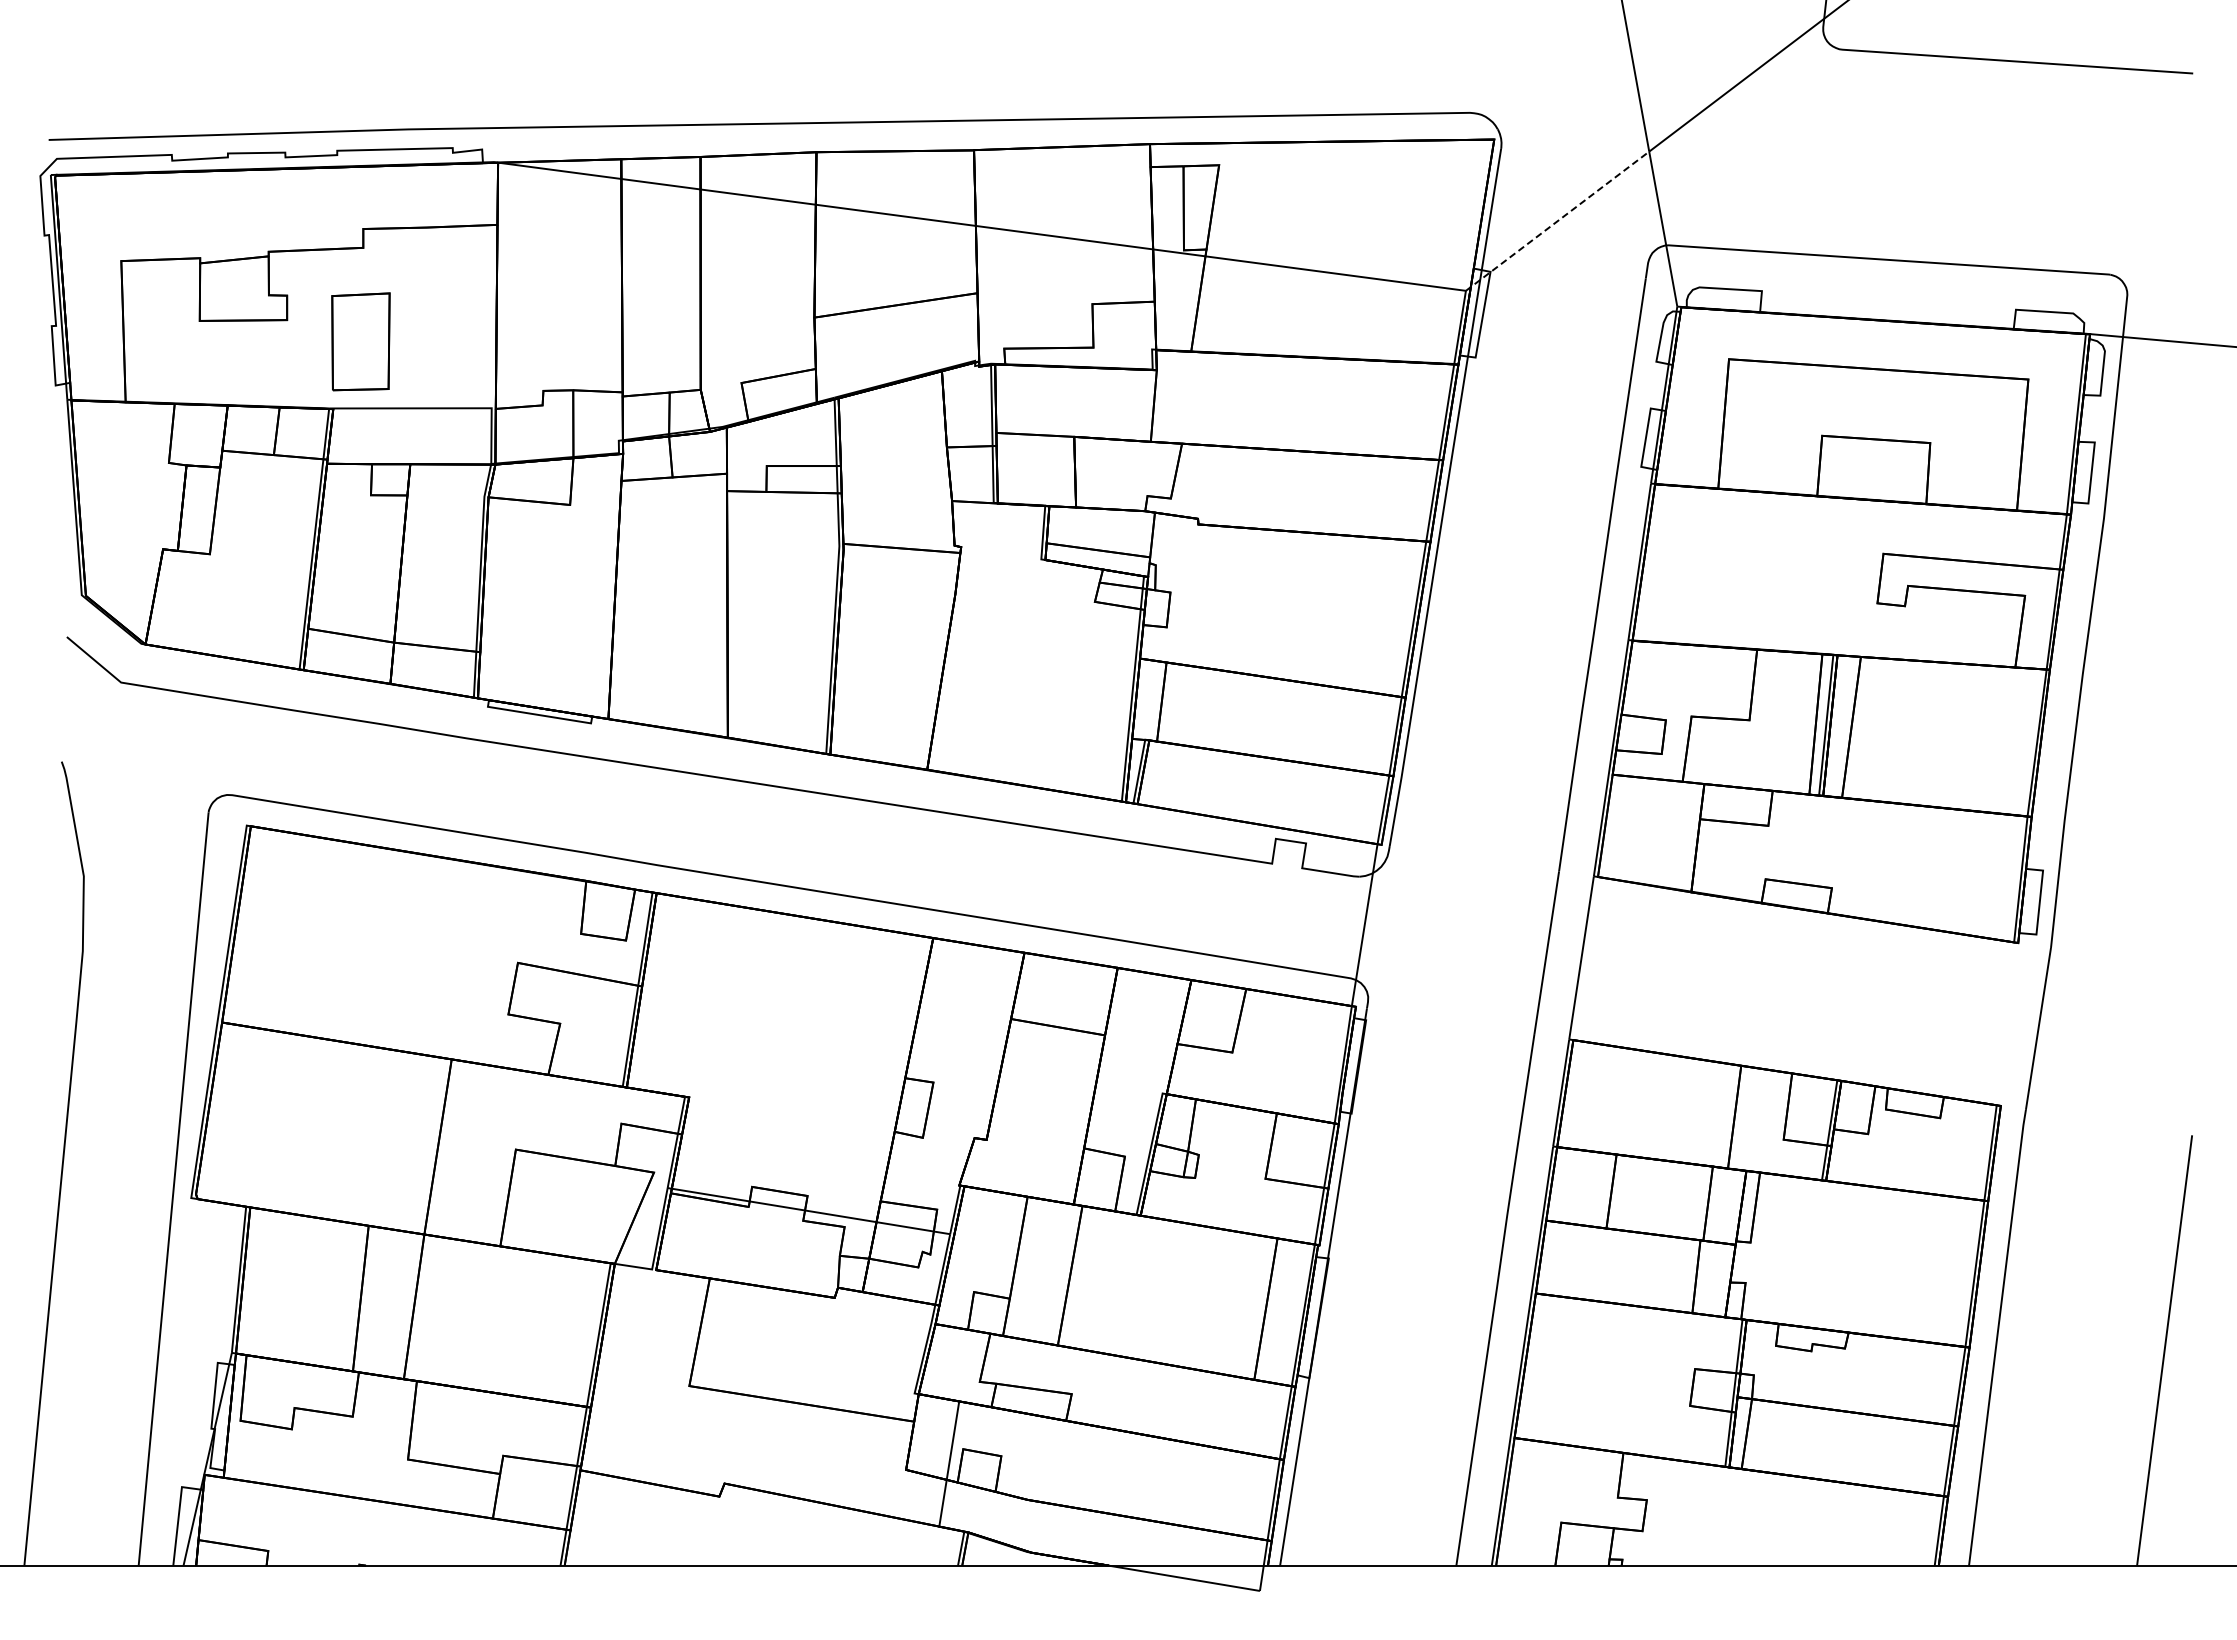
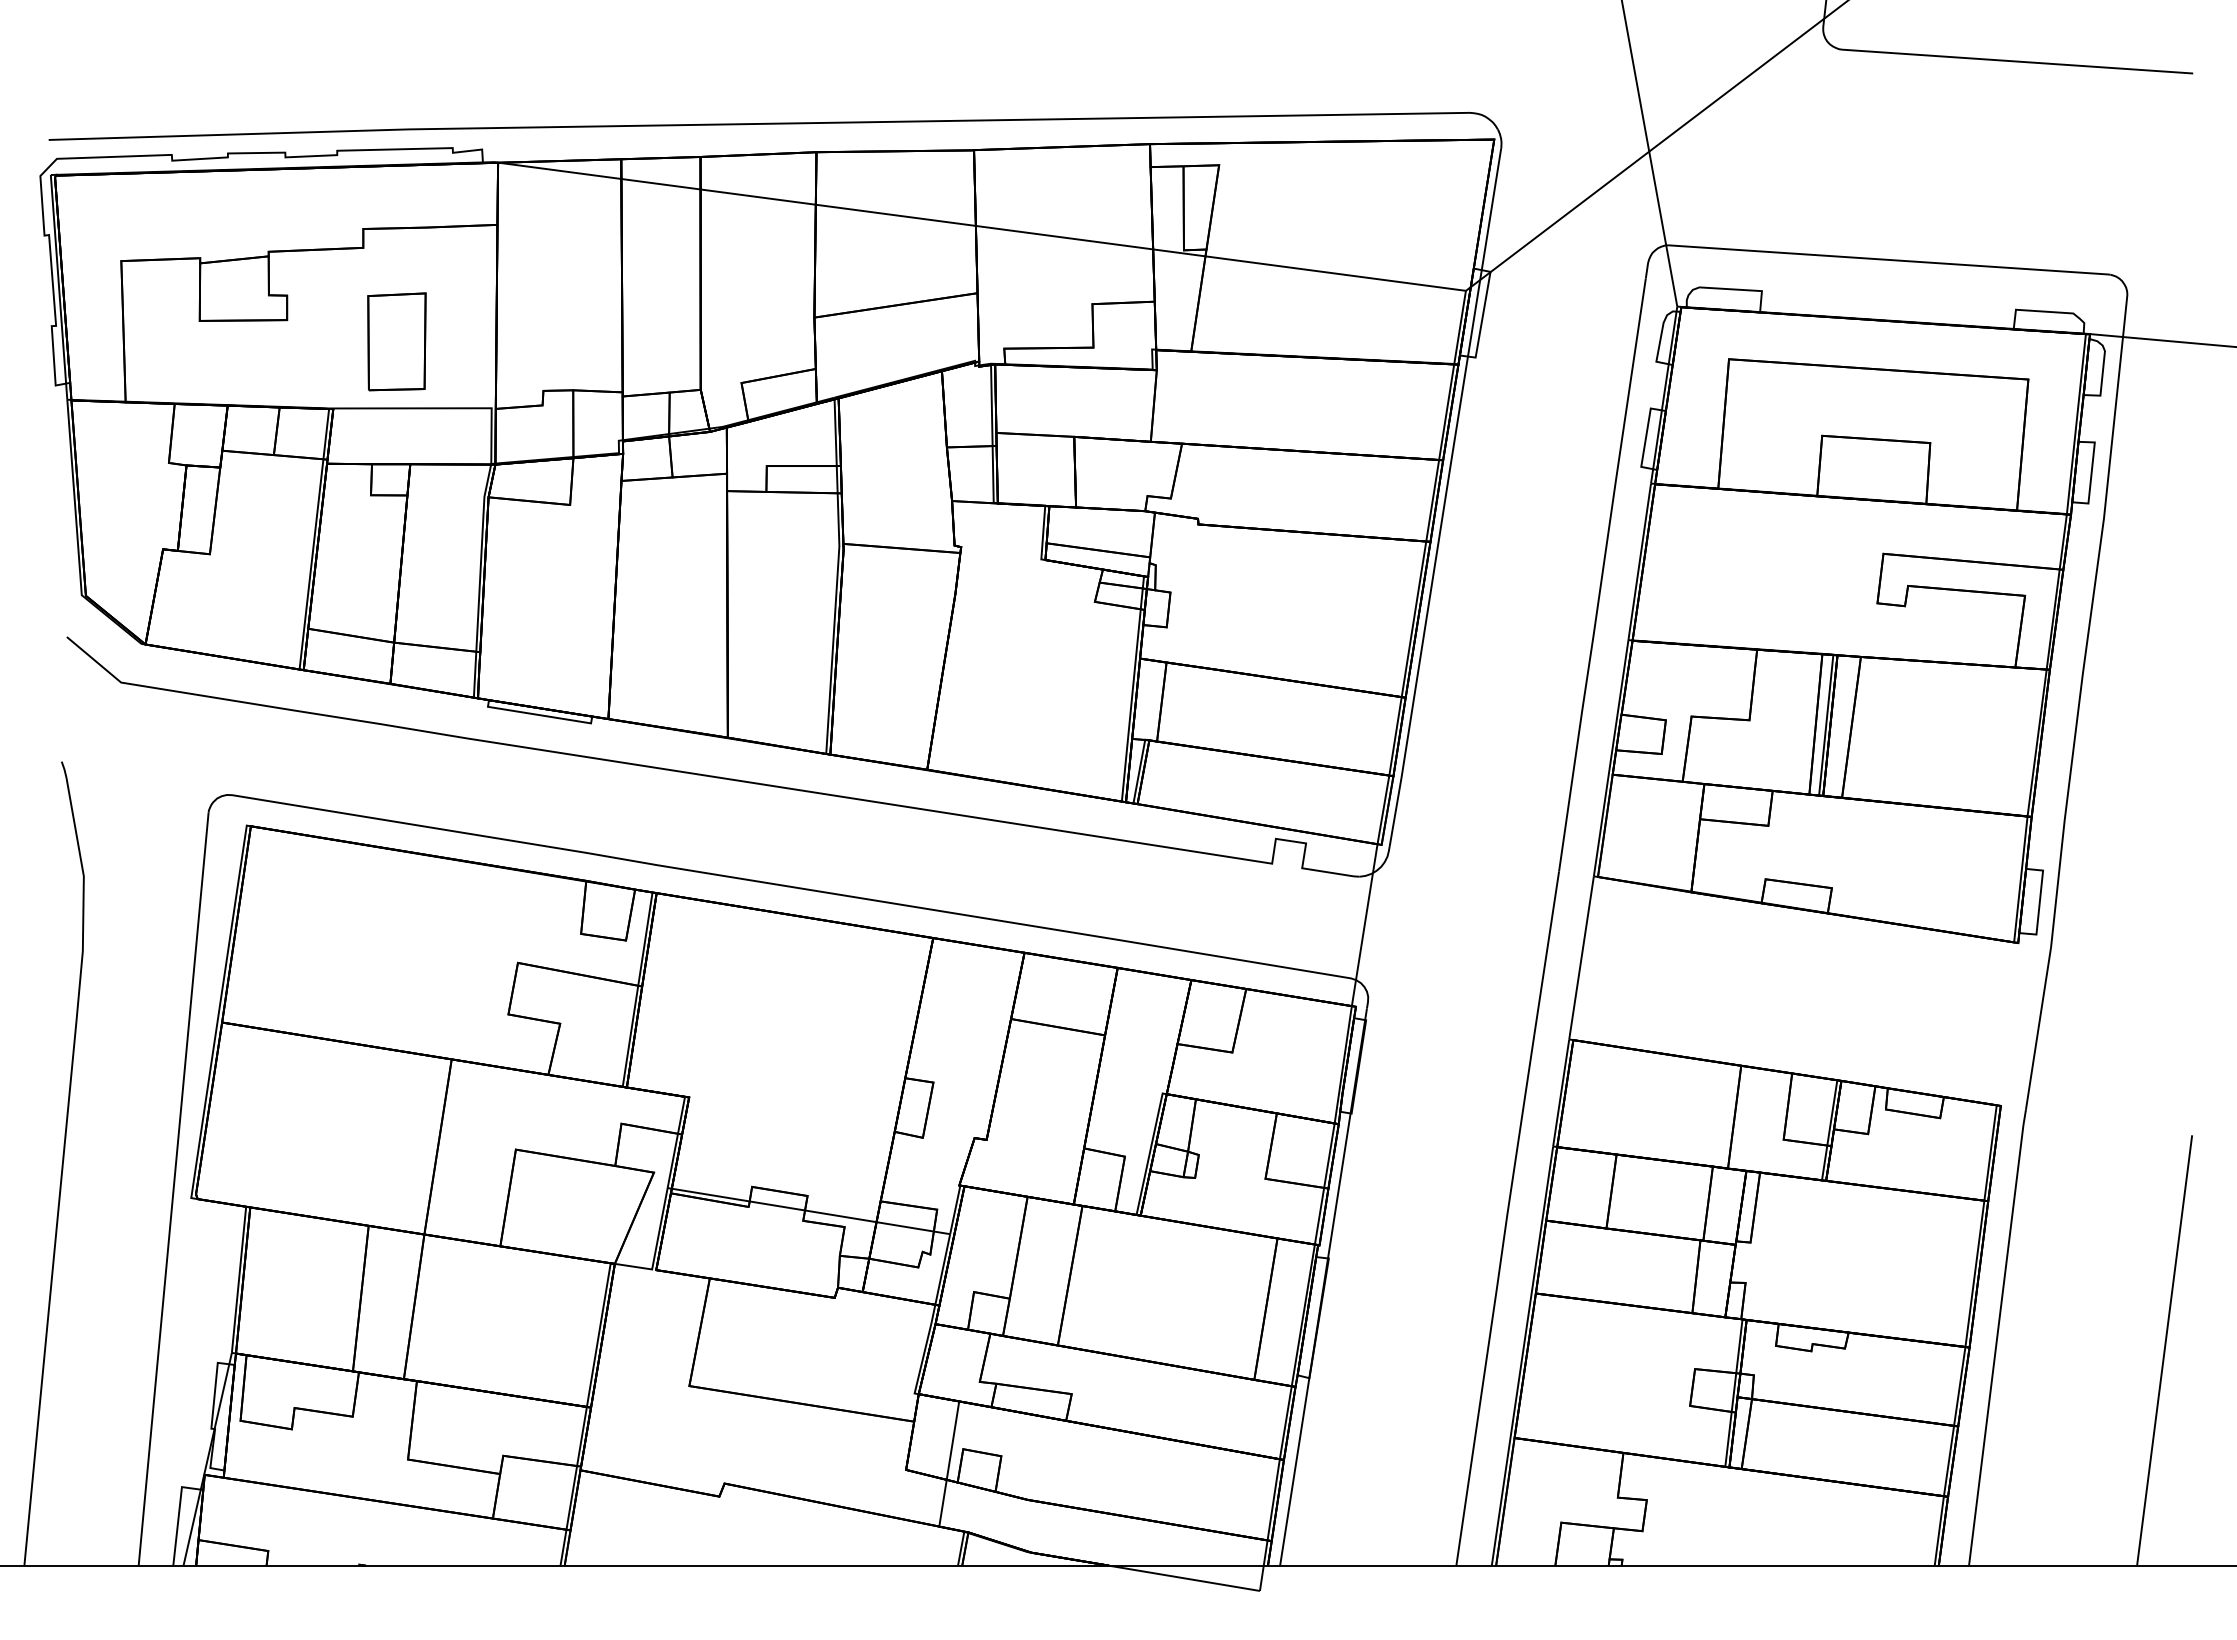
line: dashed -> solid (1557, 220)
part position: (360, 341) -> (396, 341) (396, 341)
